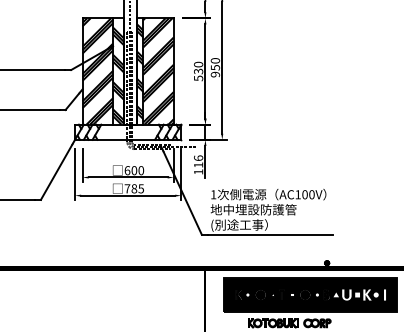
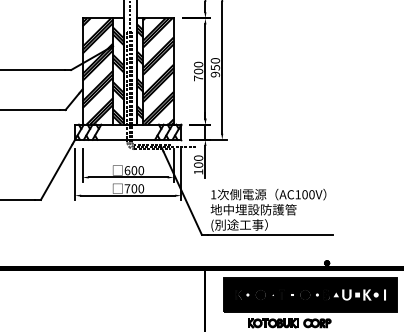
text: 530 -> 700 (198, 74)
text: 116 -> 100 (198, 161)
text: 785 -> 700 (137, 188)
